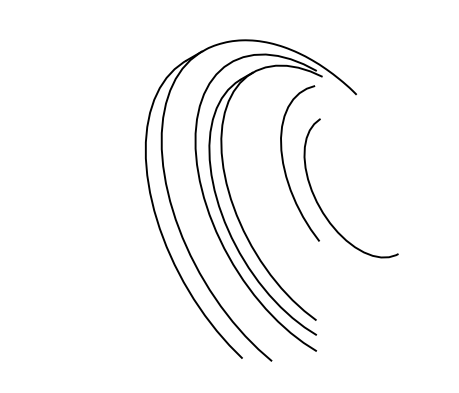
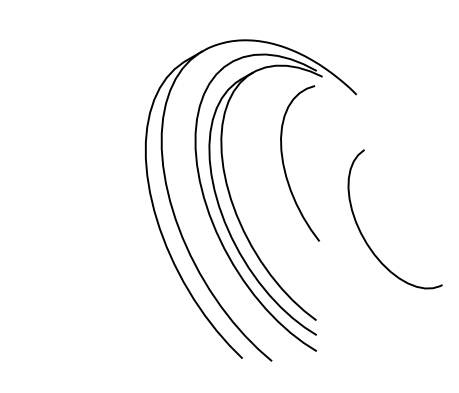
curve position: (319, 204) -> (363, 235) (363, 235)
